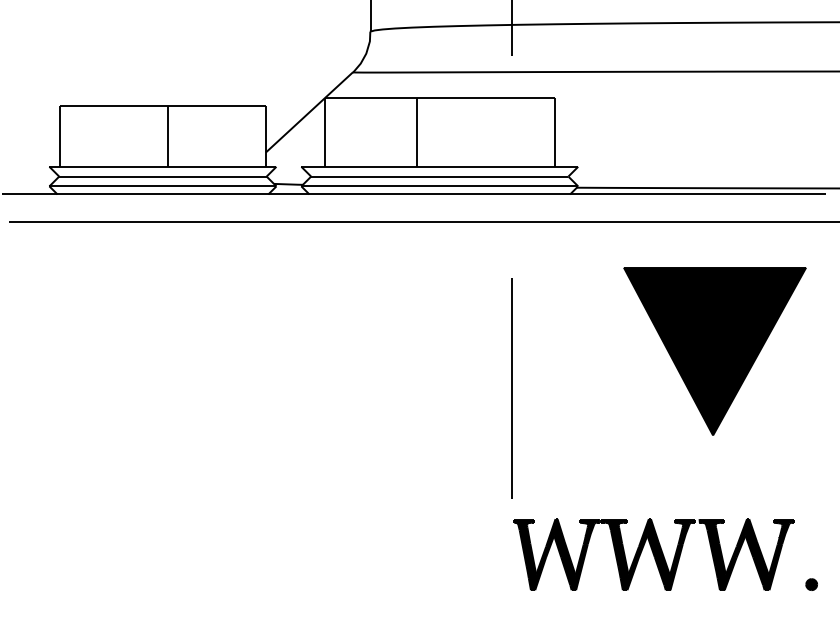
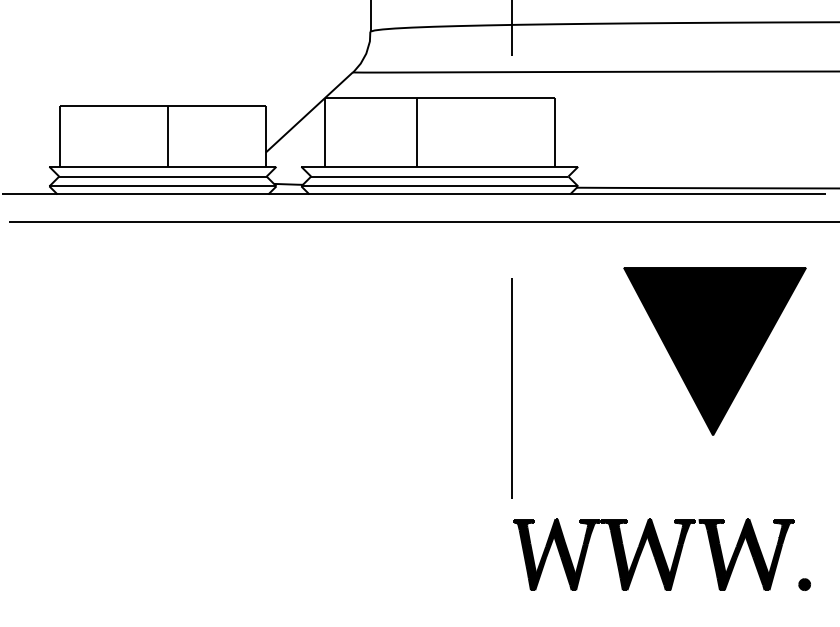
part position: (811, 584) -> (804, 584) (804, 584)
